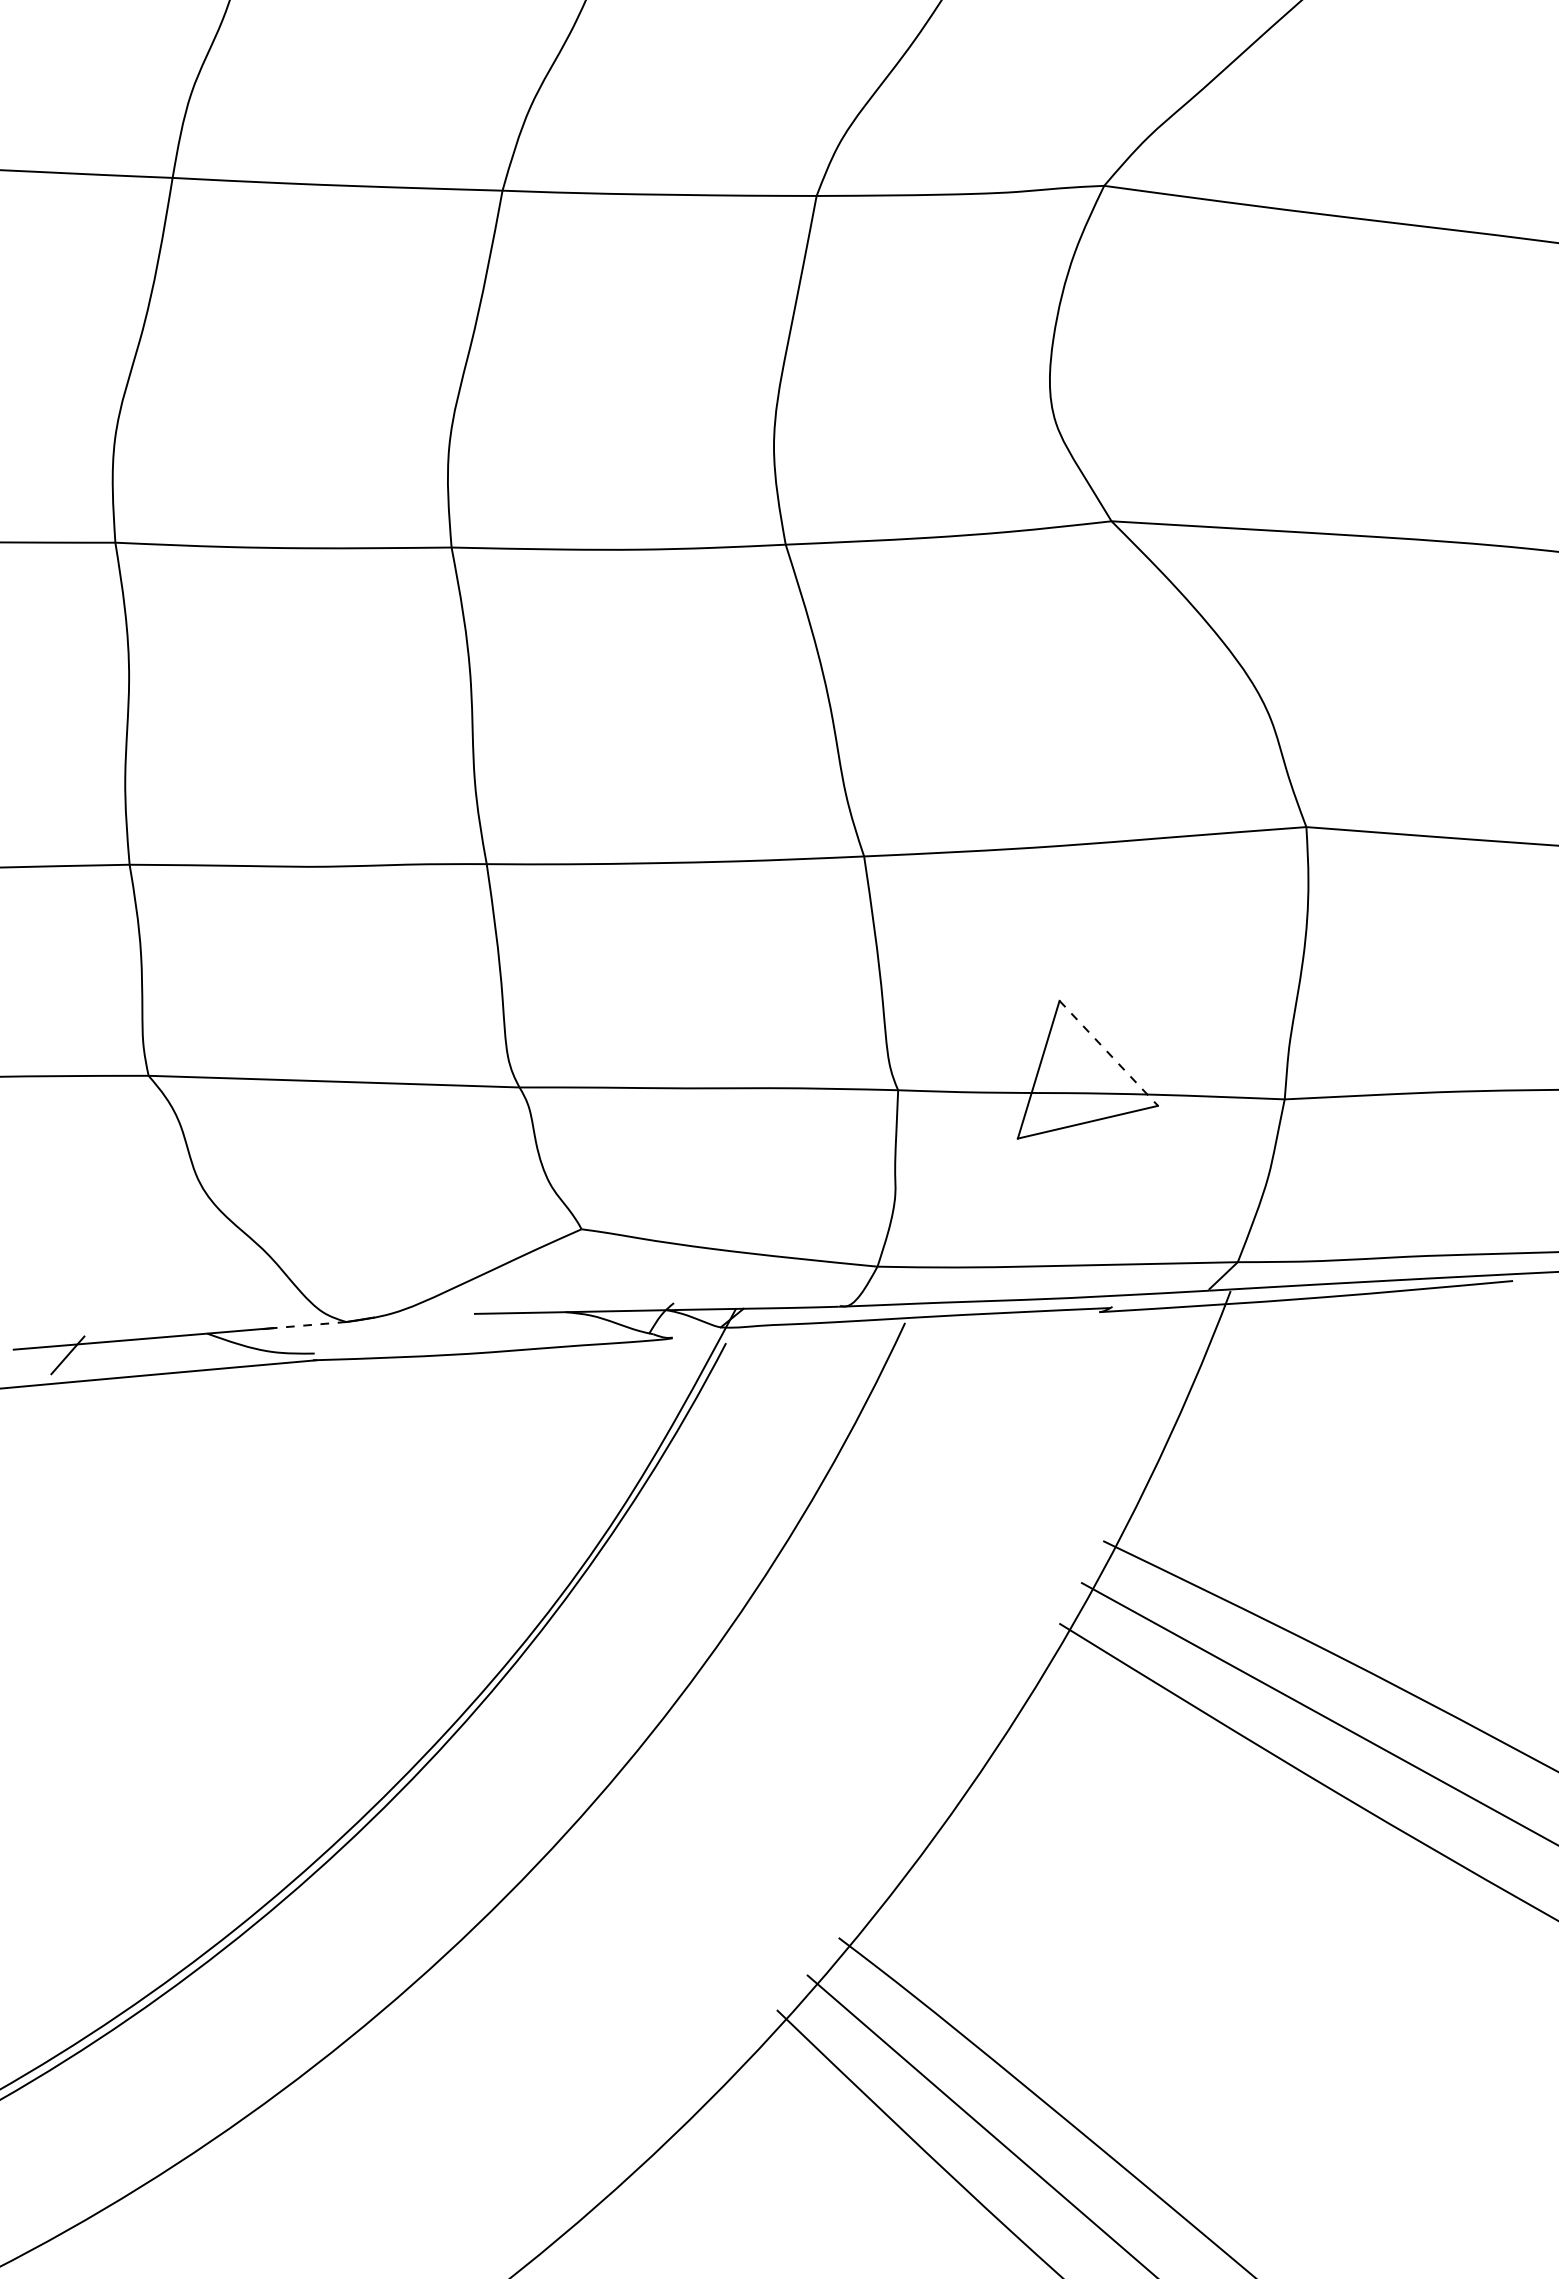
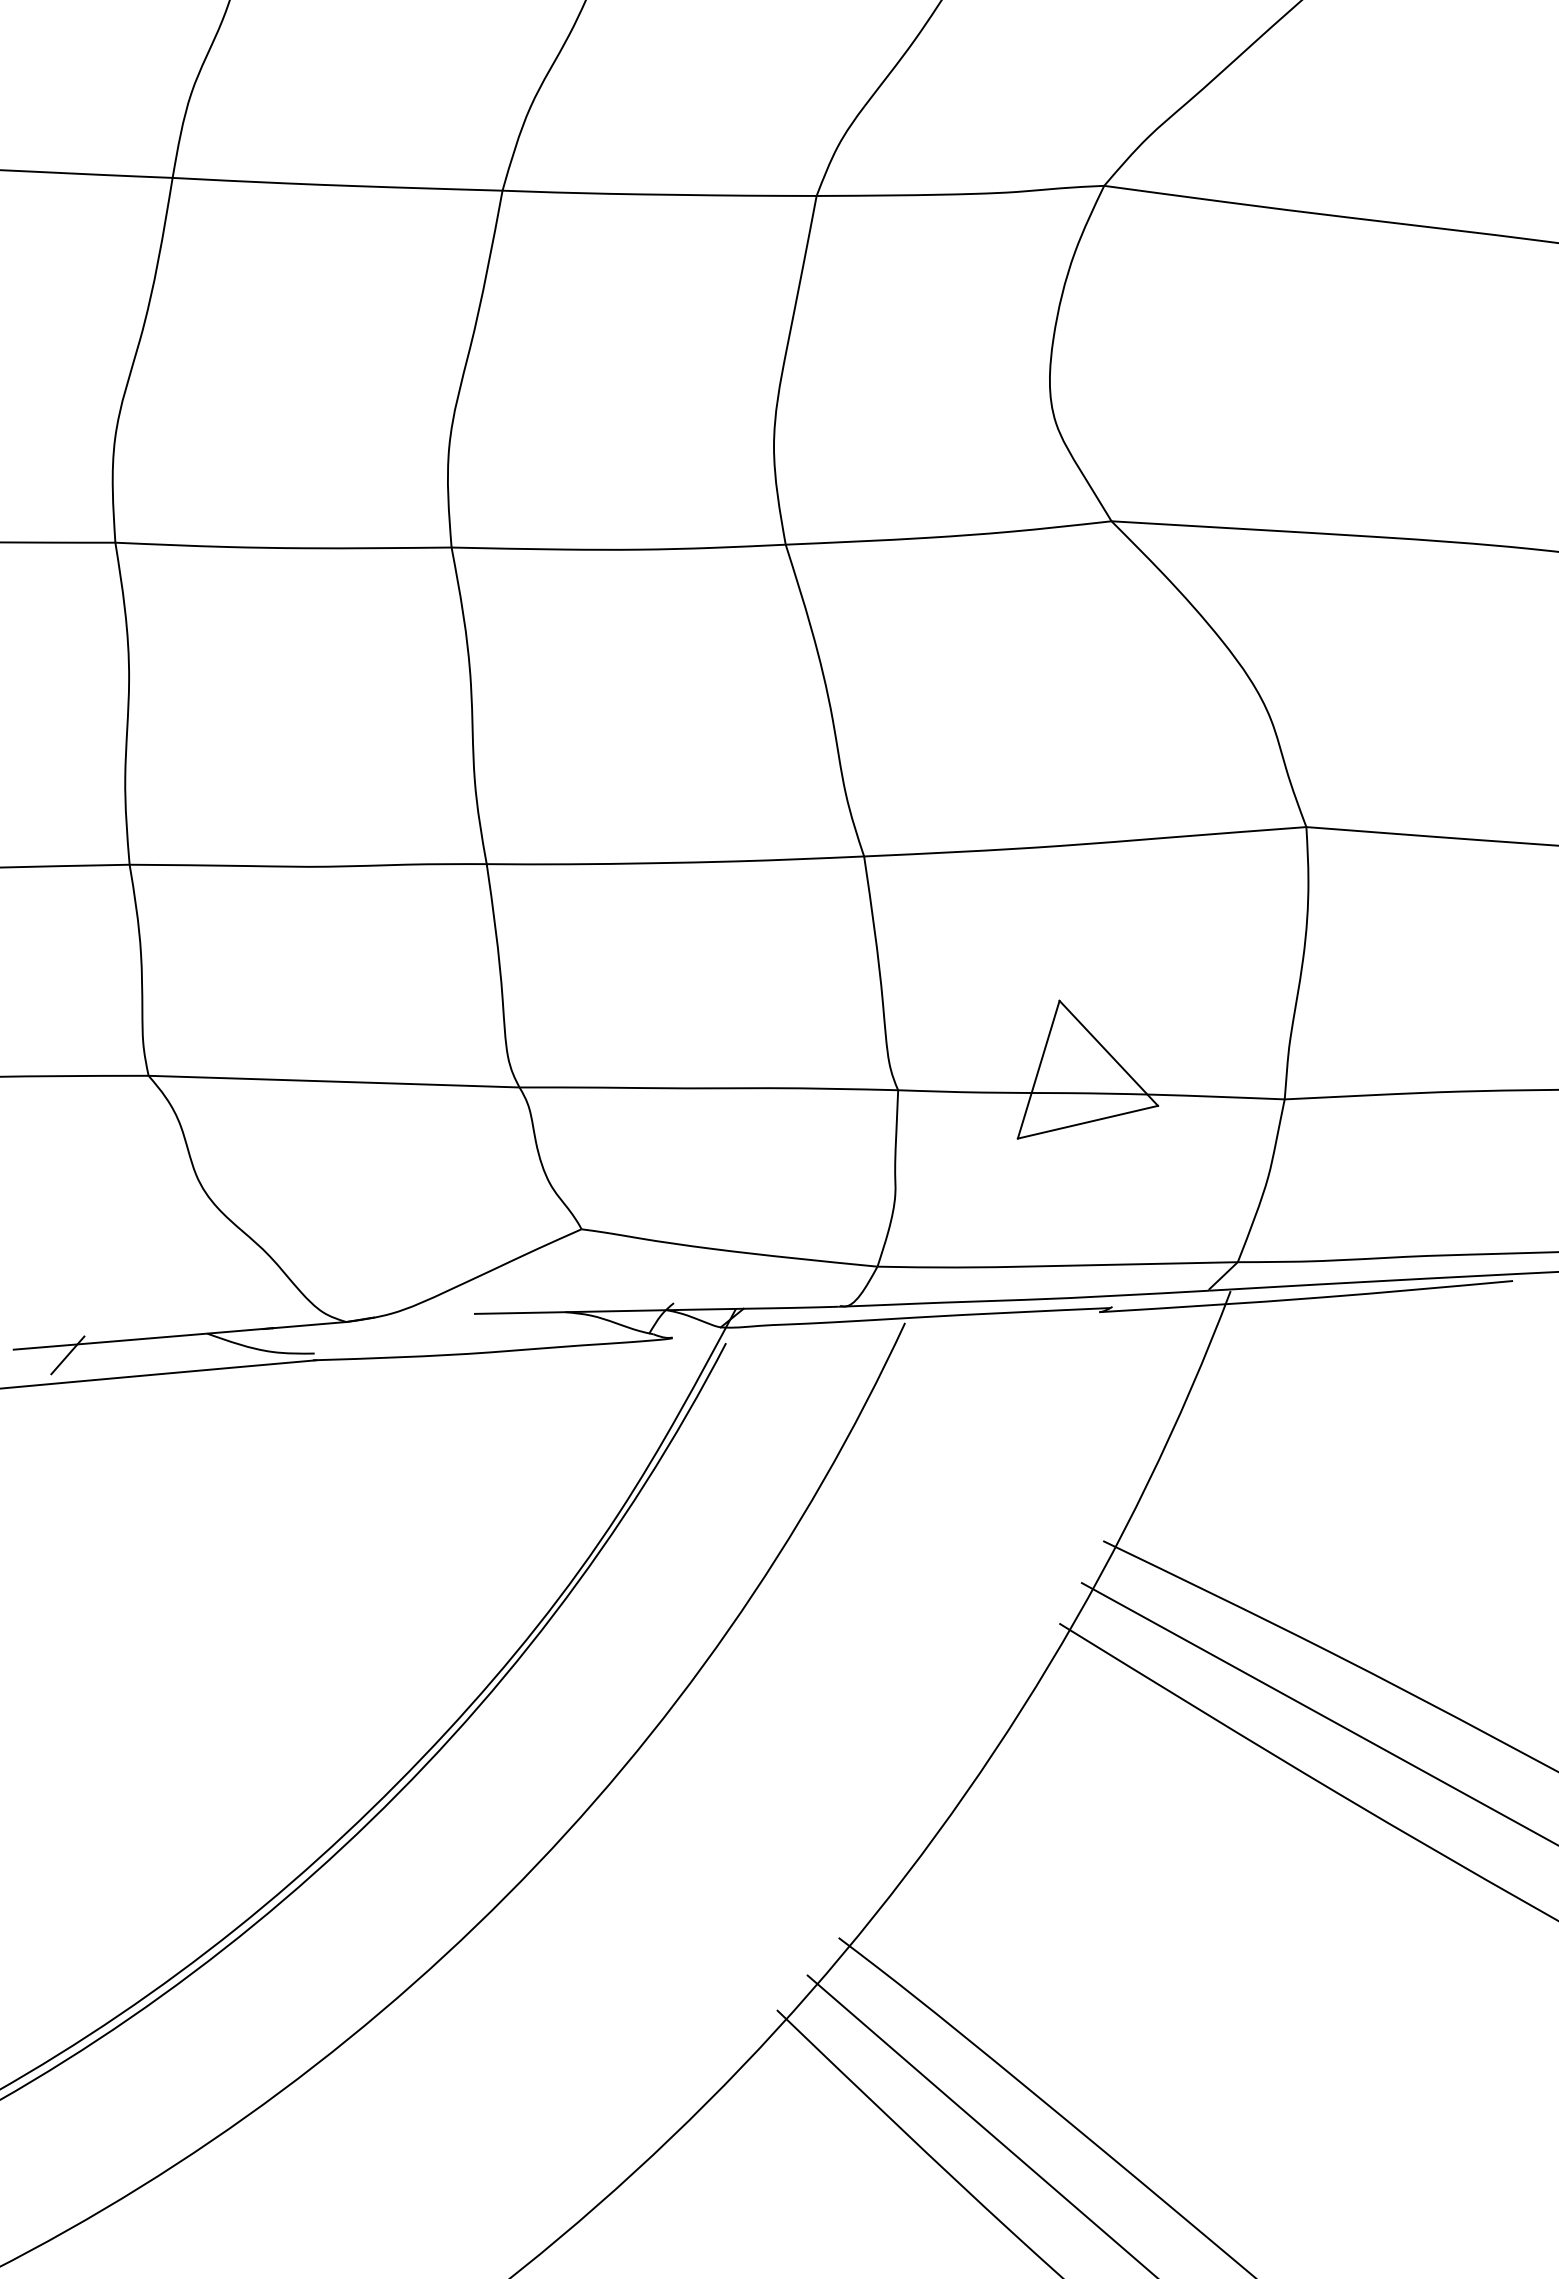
line: dashed -> solid (1108, 1053)
line: dashed -> solid (309, 1325)
